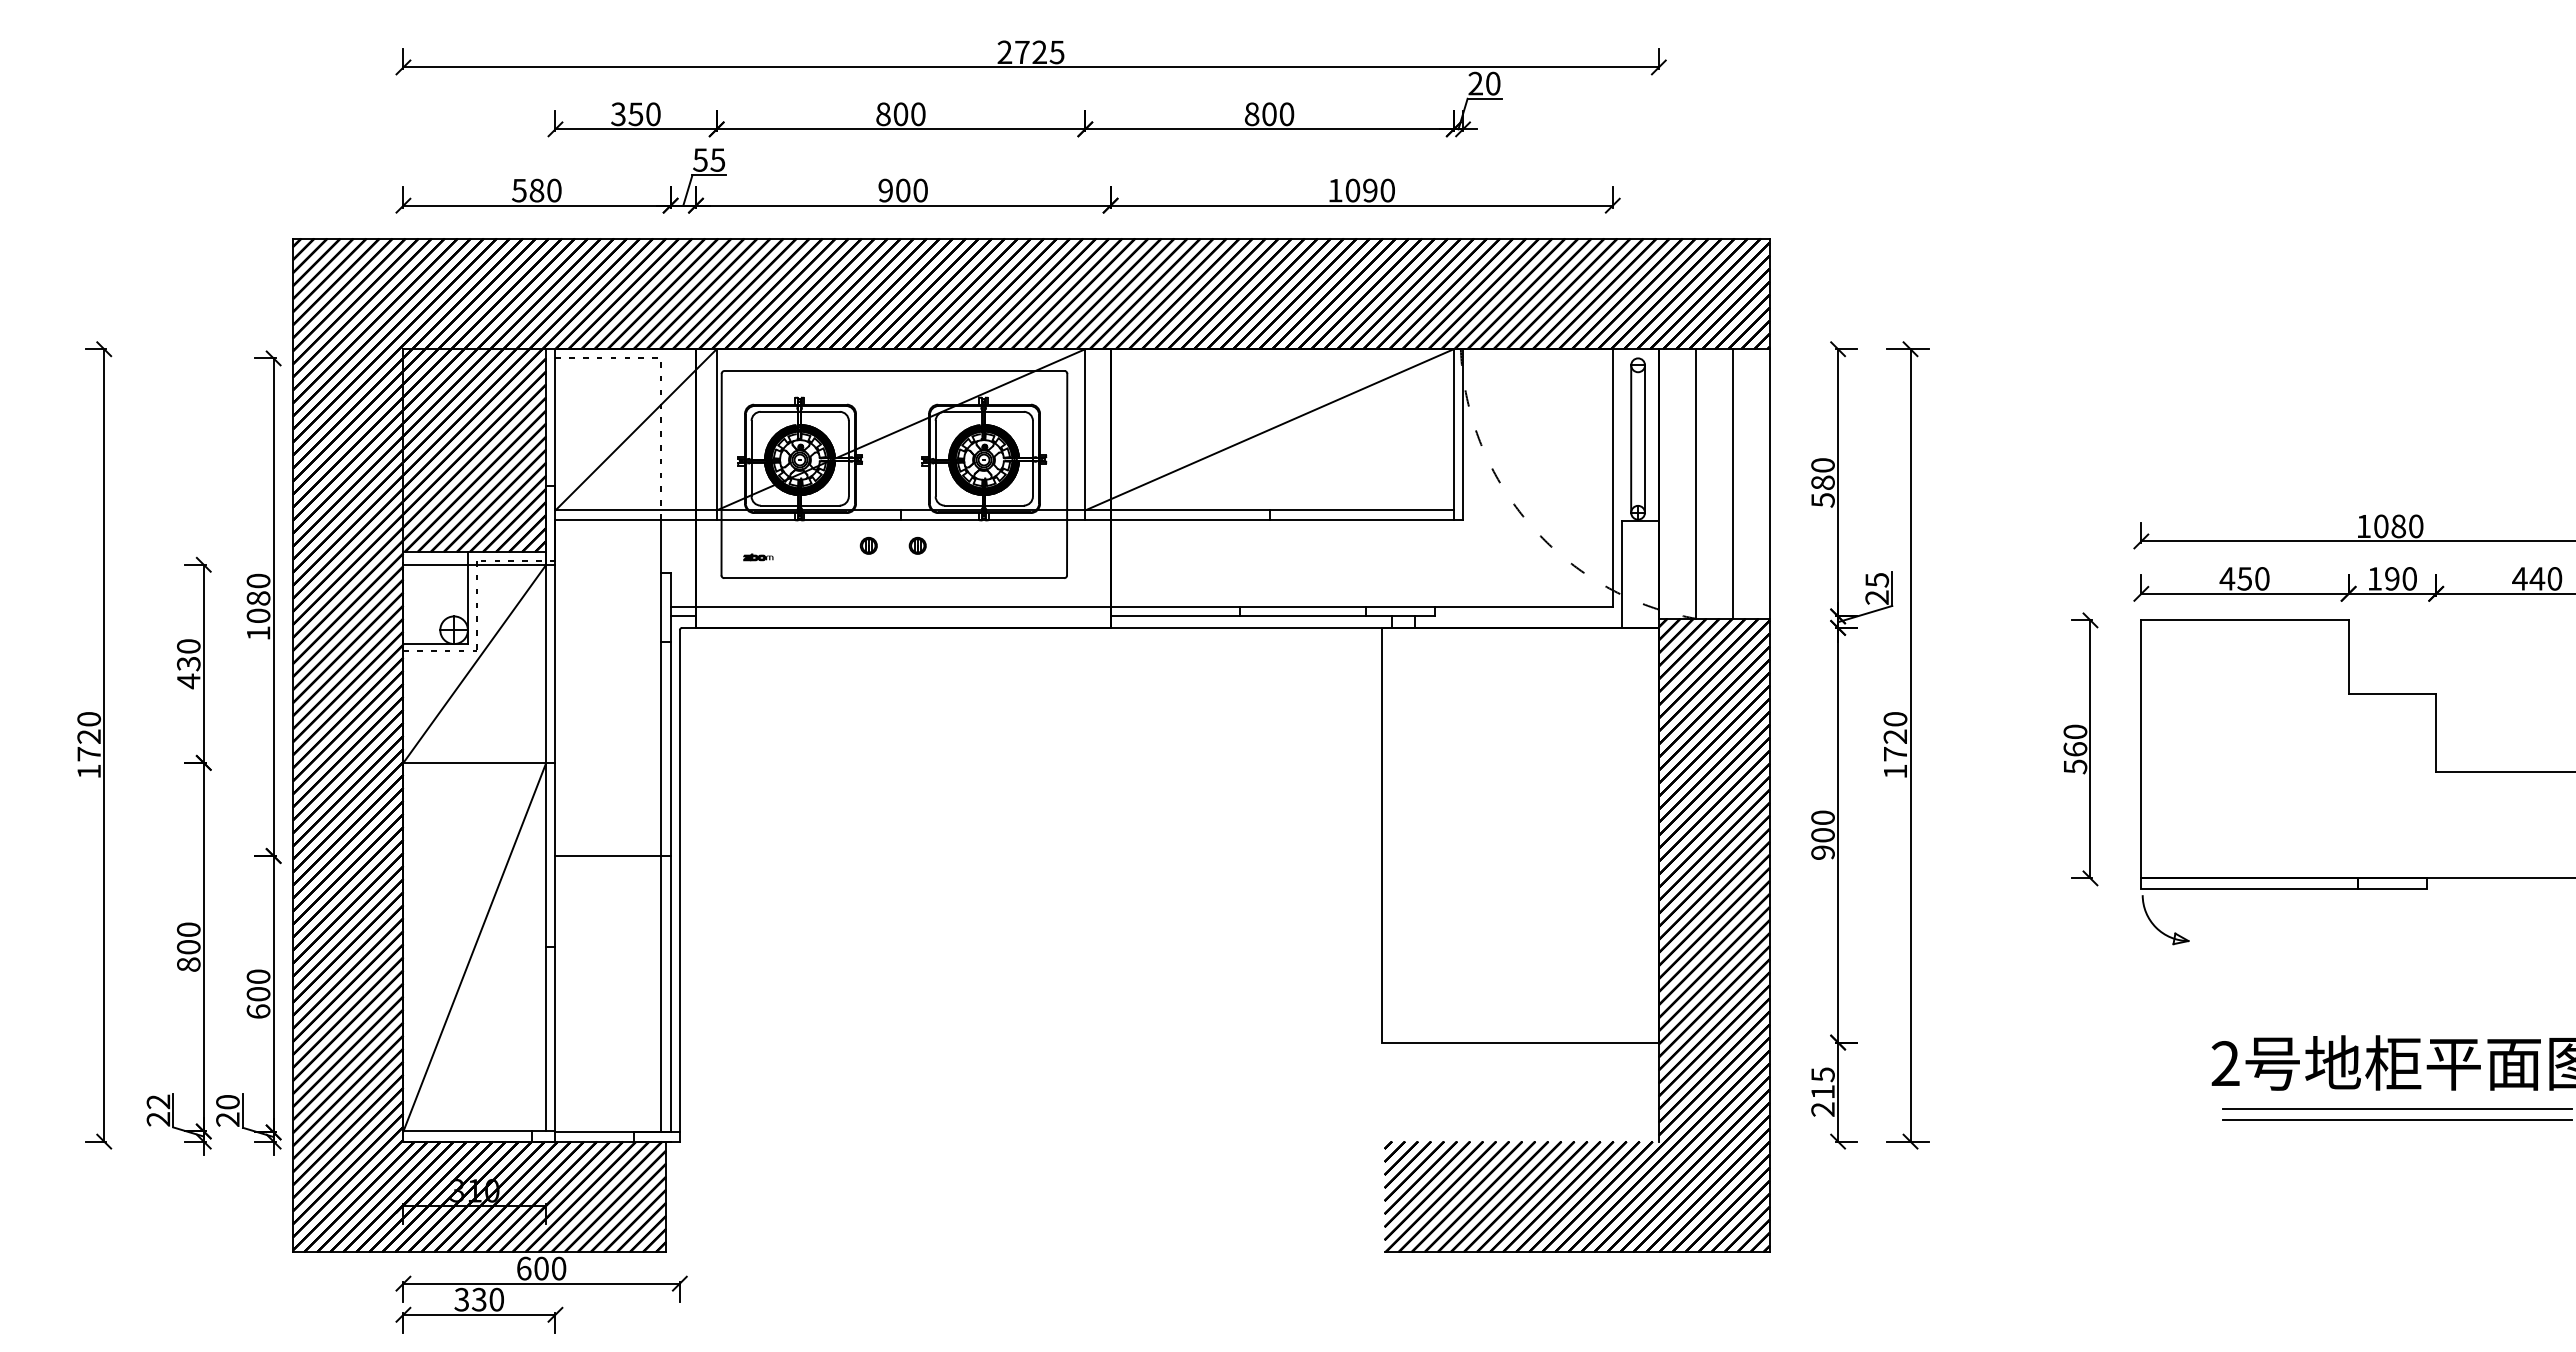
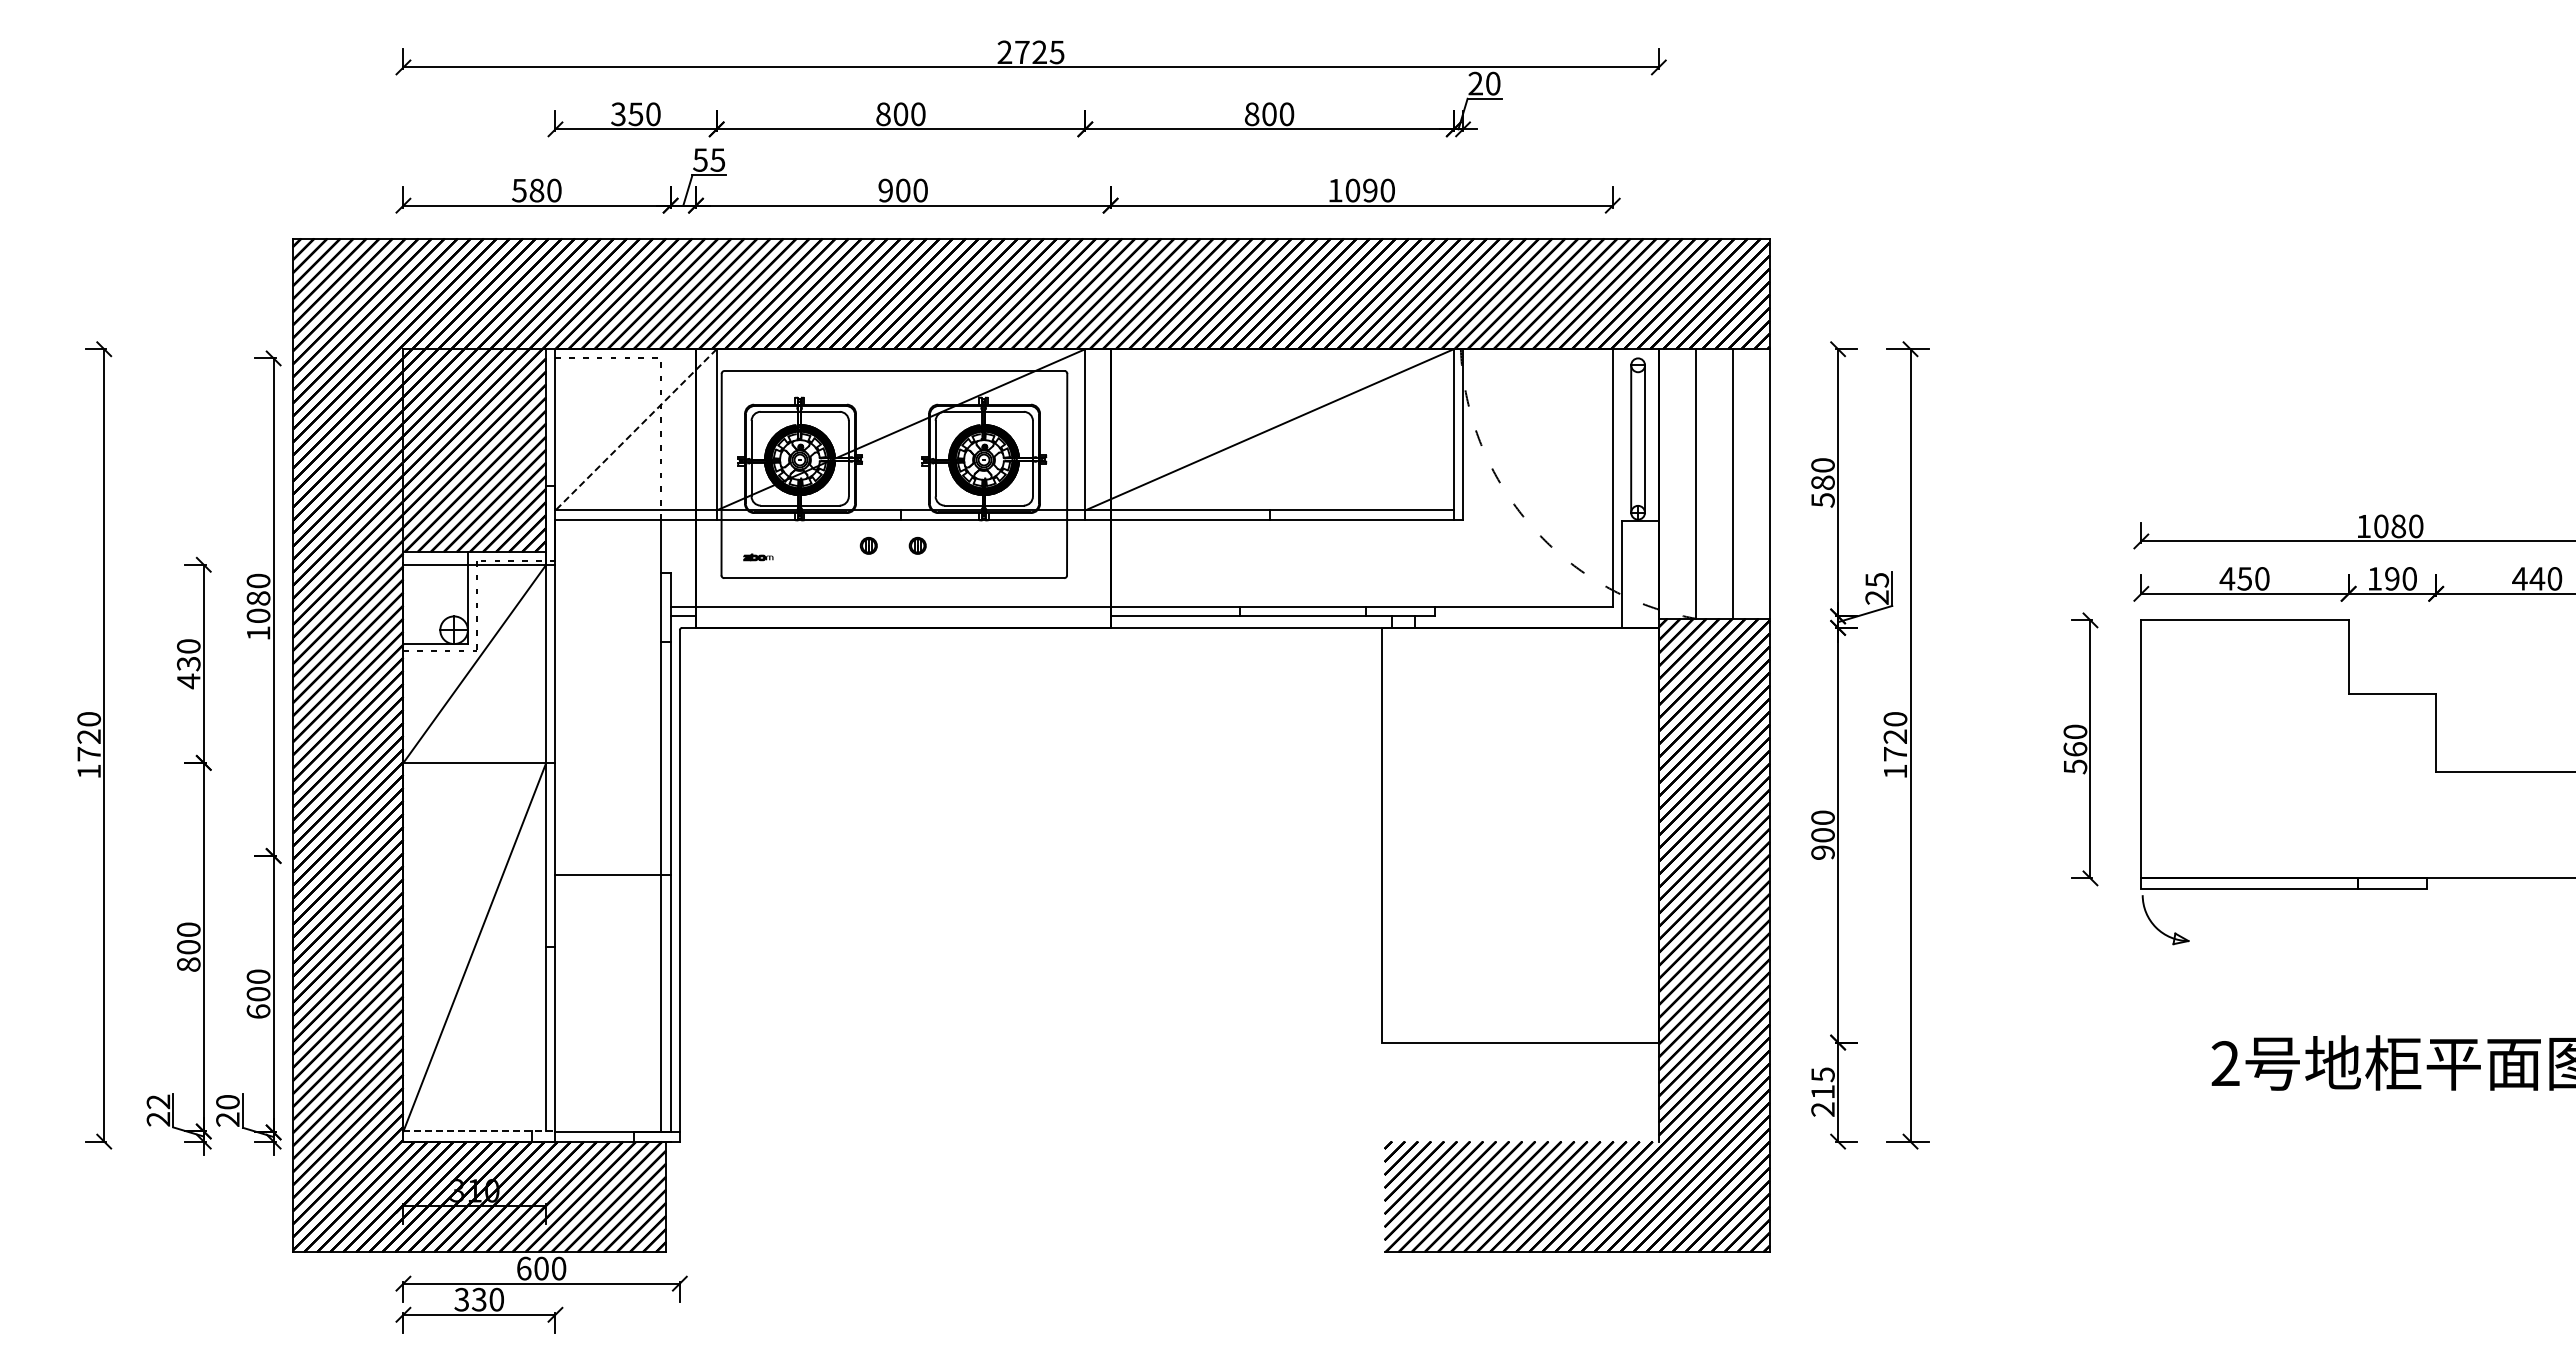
line: solid -> dashed (635, 430)
line position: (612, 855) -> (612, 874) (612, 874)
line: present -> none (2397, 1108)
line: present -> none (2397, 1119)
line: solid -> dashed (479, 1131)
